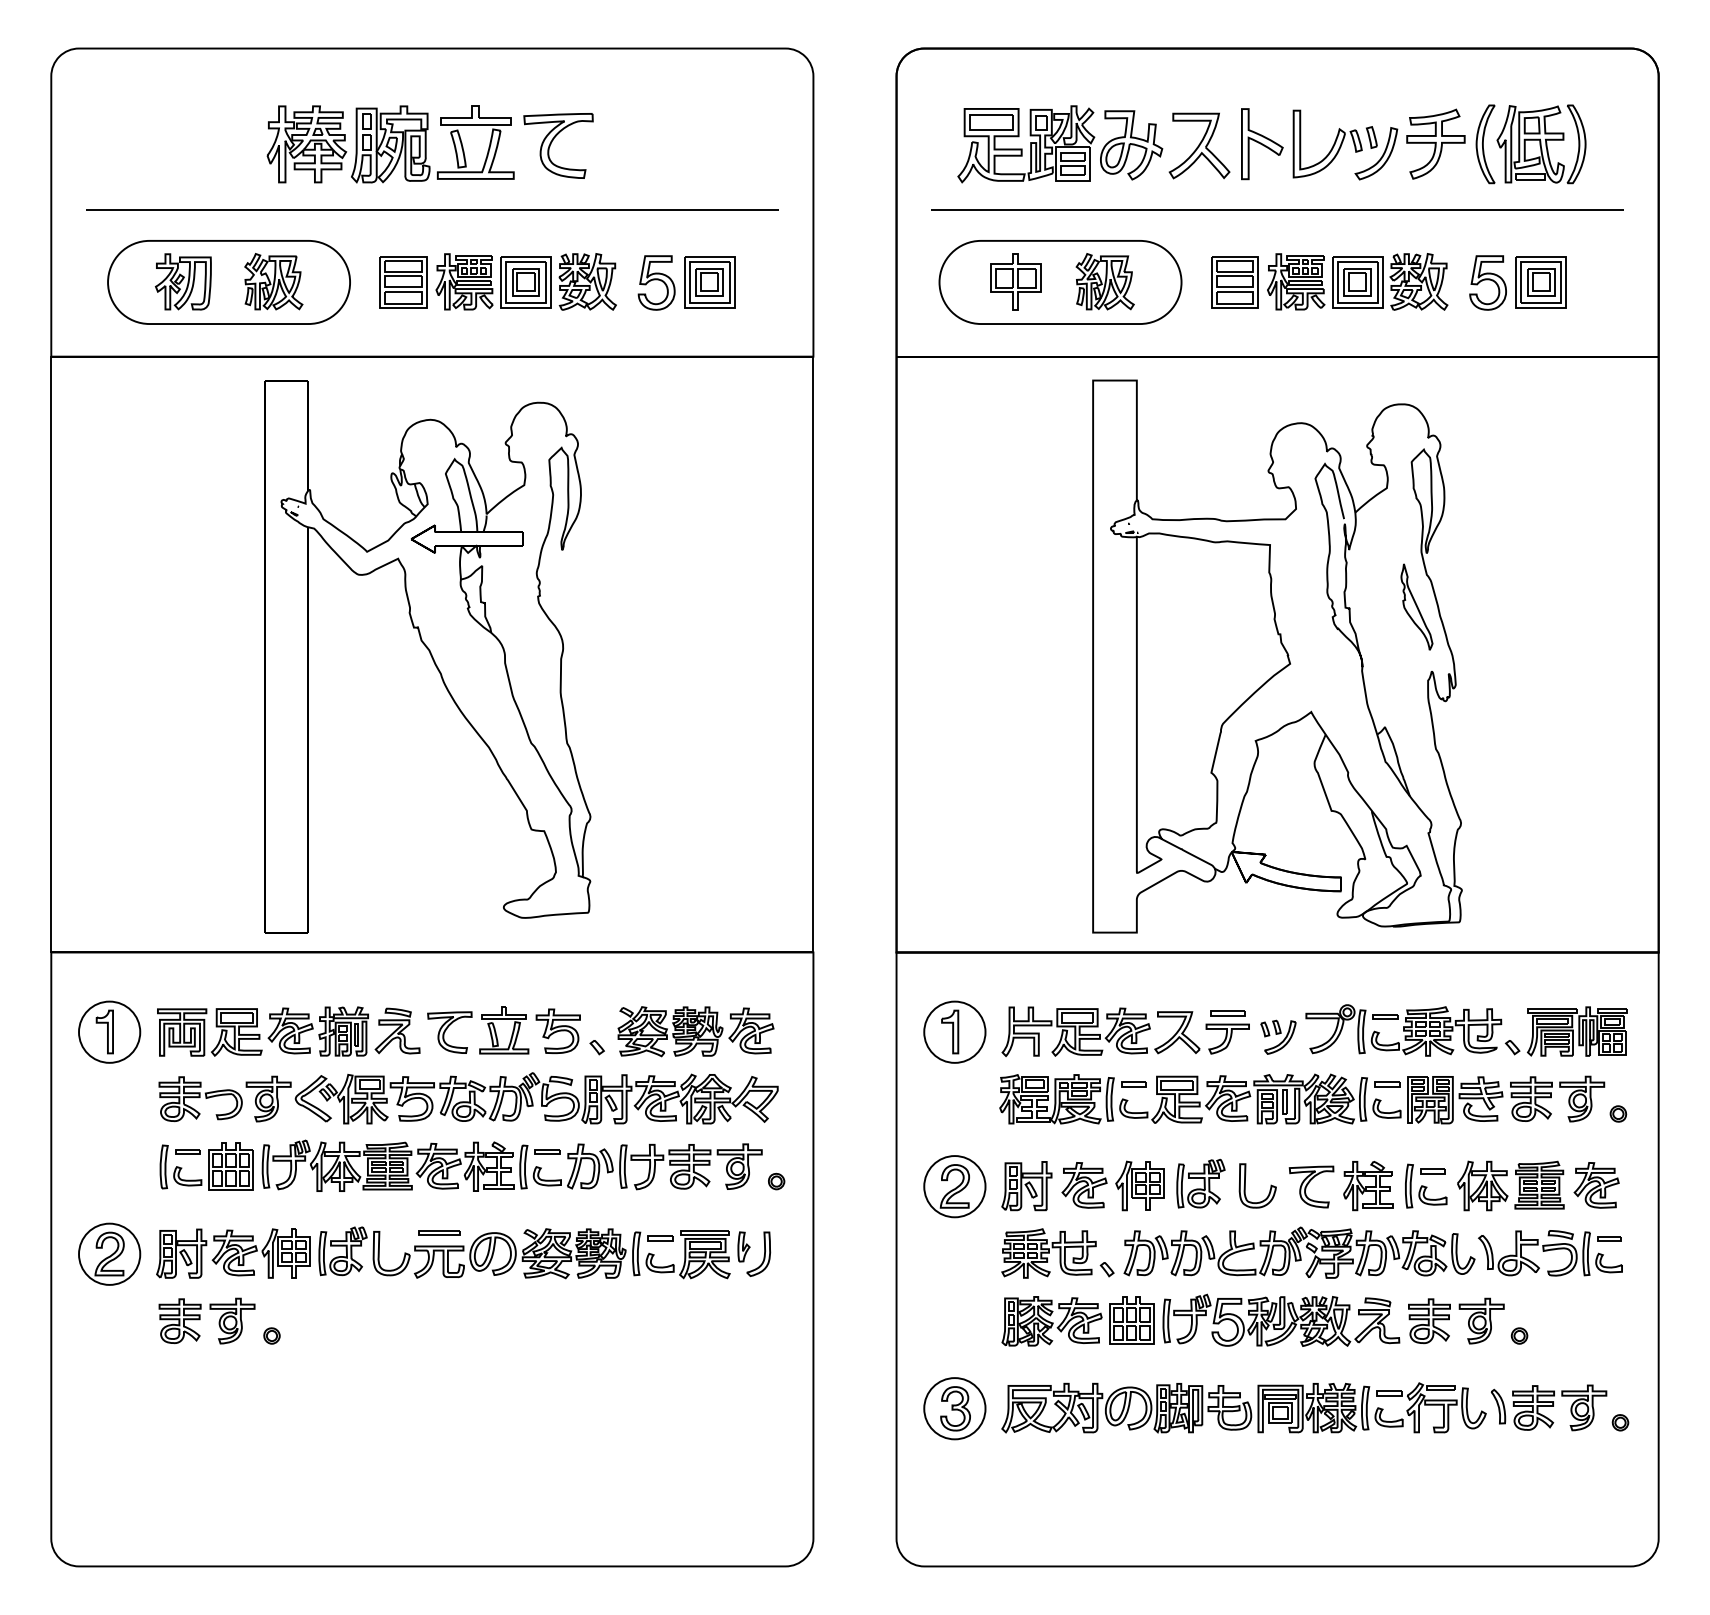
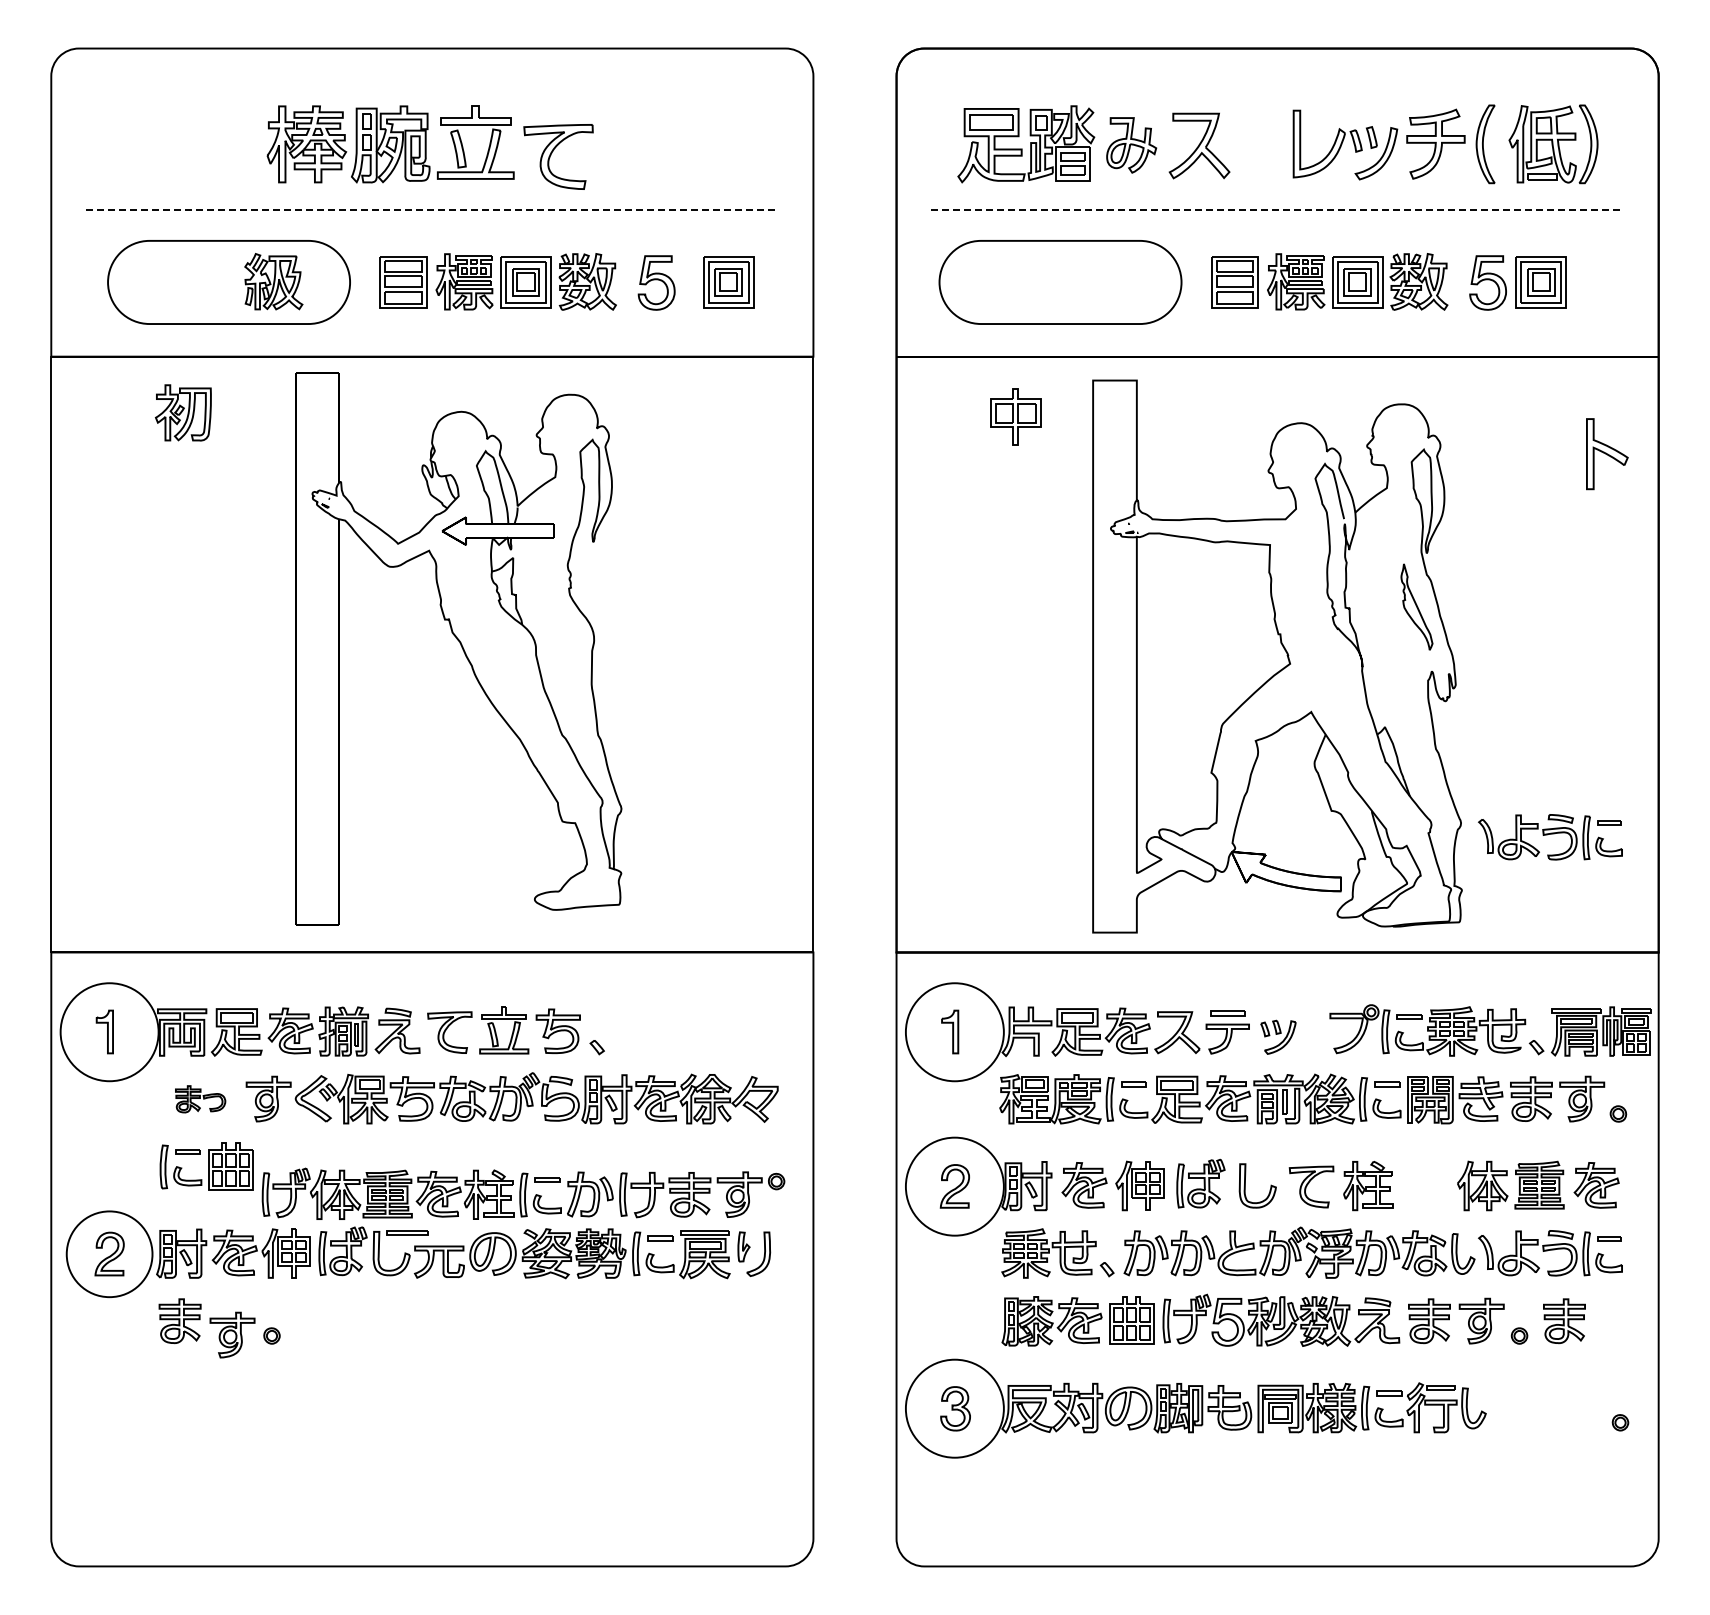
part position: (552, 142) -> (552, 153) (552, 153)
part position: (1262, 144) -> (1607, 454) (1607, 454)
part position: (1541, 144) -> (1553, 144) (1553, 144)
part size: 64x71 px -> 52x57 px (1131, 145)
line: solid -> dashed (432, 209)
line: solid -> dashed (1278, 209)
part position: (183, 281) -> (183, 412) (183, 412)
part position: (1015, 281) -> (1015, 416) (1015, 416)
part: present -> none (1104, 281)
part position: (709, 282) -> (728, 282) (728, 282)
part position: (427, 656) -> (458, 648) (458, 648)
part: none -> present (1550, 837)
part position: (1466, 1030) -> (1490, 1030) (1490, 1030)
circle diameter: 61 px -> 98 px (109, 1032)
part: present -> none (695, 1031)
circle diameter: 61 px -> 98 px (954, 1032)
part size: 85x47 px -> 52x29 px (200, 1099)
part position: (511, 1165) -> (511, 1193) (511, 1193)
part: present -> none (1426, 1185)
circle diameter: 61 px -> 98 px (954, 1186)
part position: (439, 1232) -> (407, 1232) (407, 1232)
circle diameter: 61 px -> 86 px (109, 1254)
part position: (232, 1320) -> (232, 1334) (232, 1334)
part: none -> present (1564, 1321)
part: present -> none (1549, 1407)
circle diameter: 61 px -> 98 px (954, 1408)
